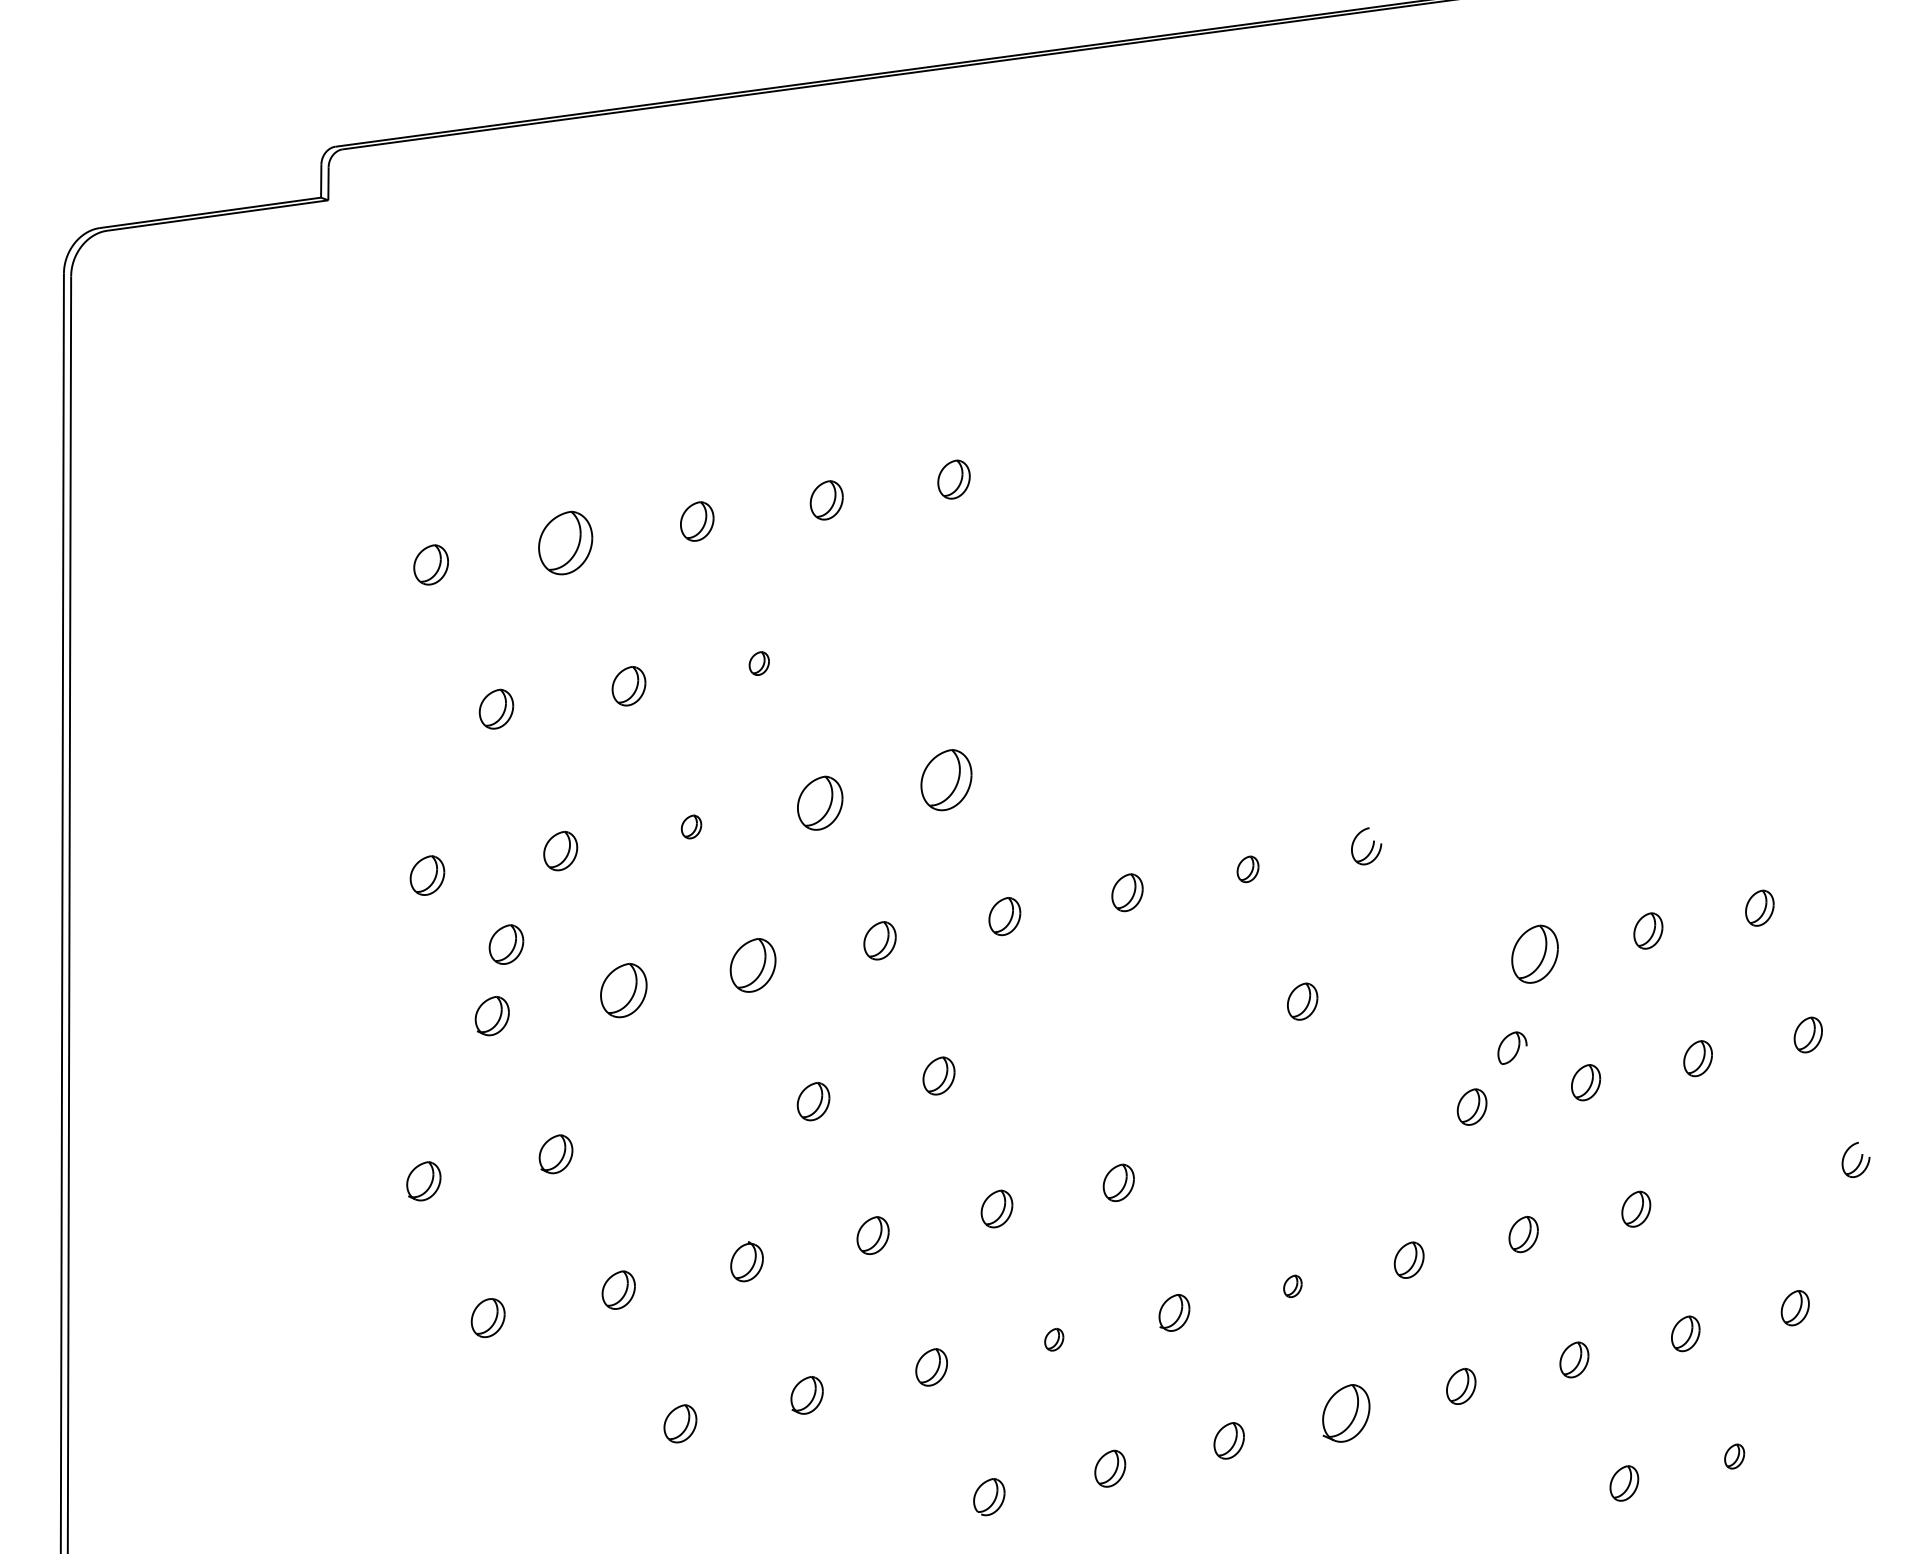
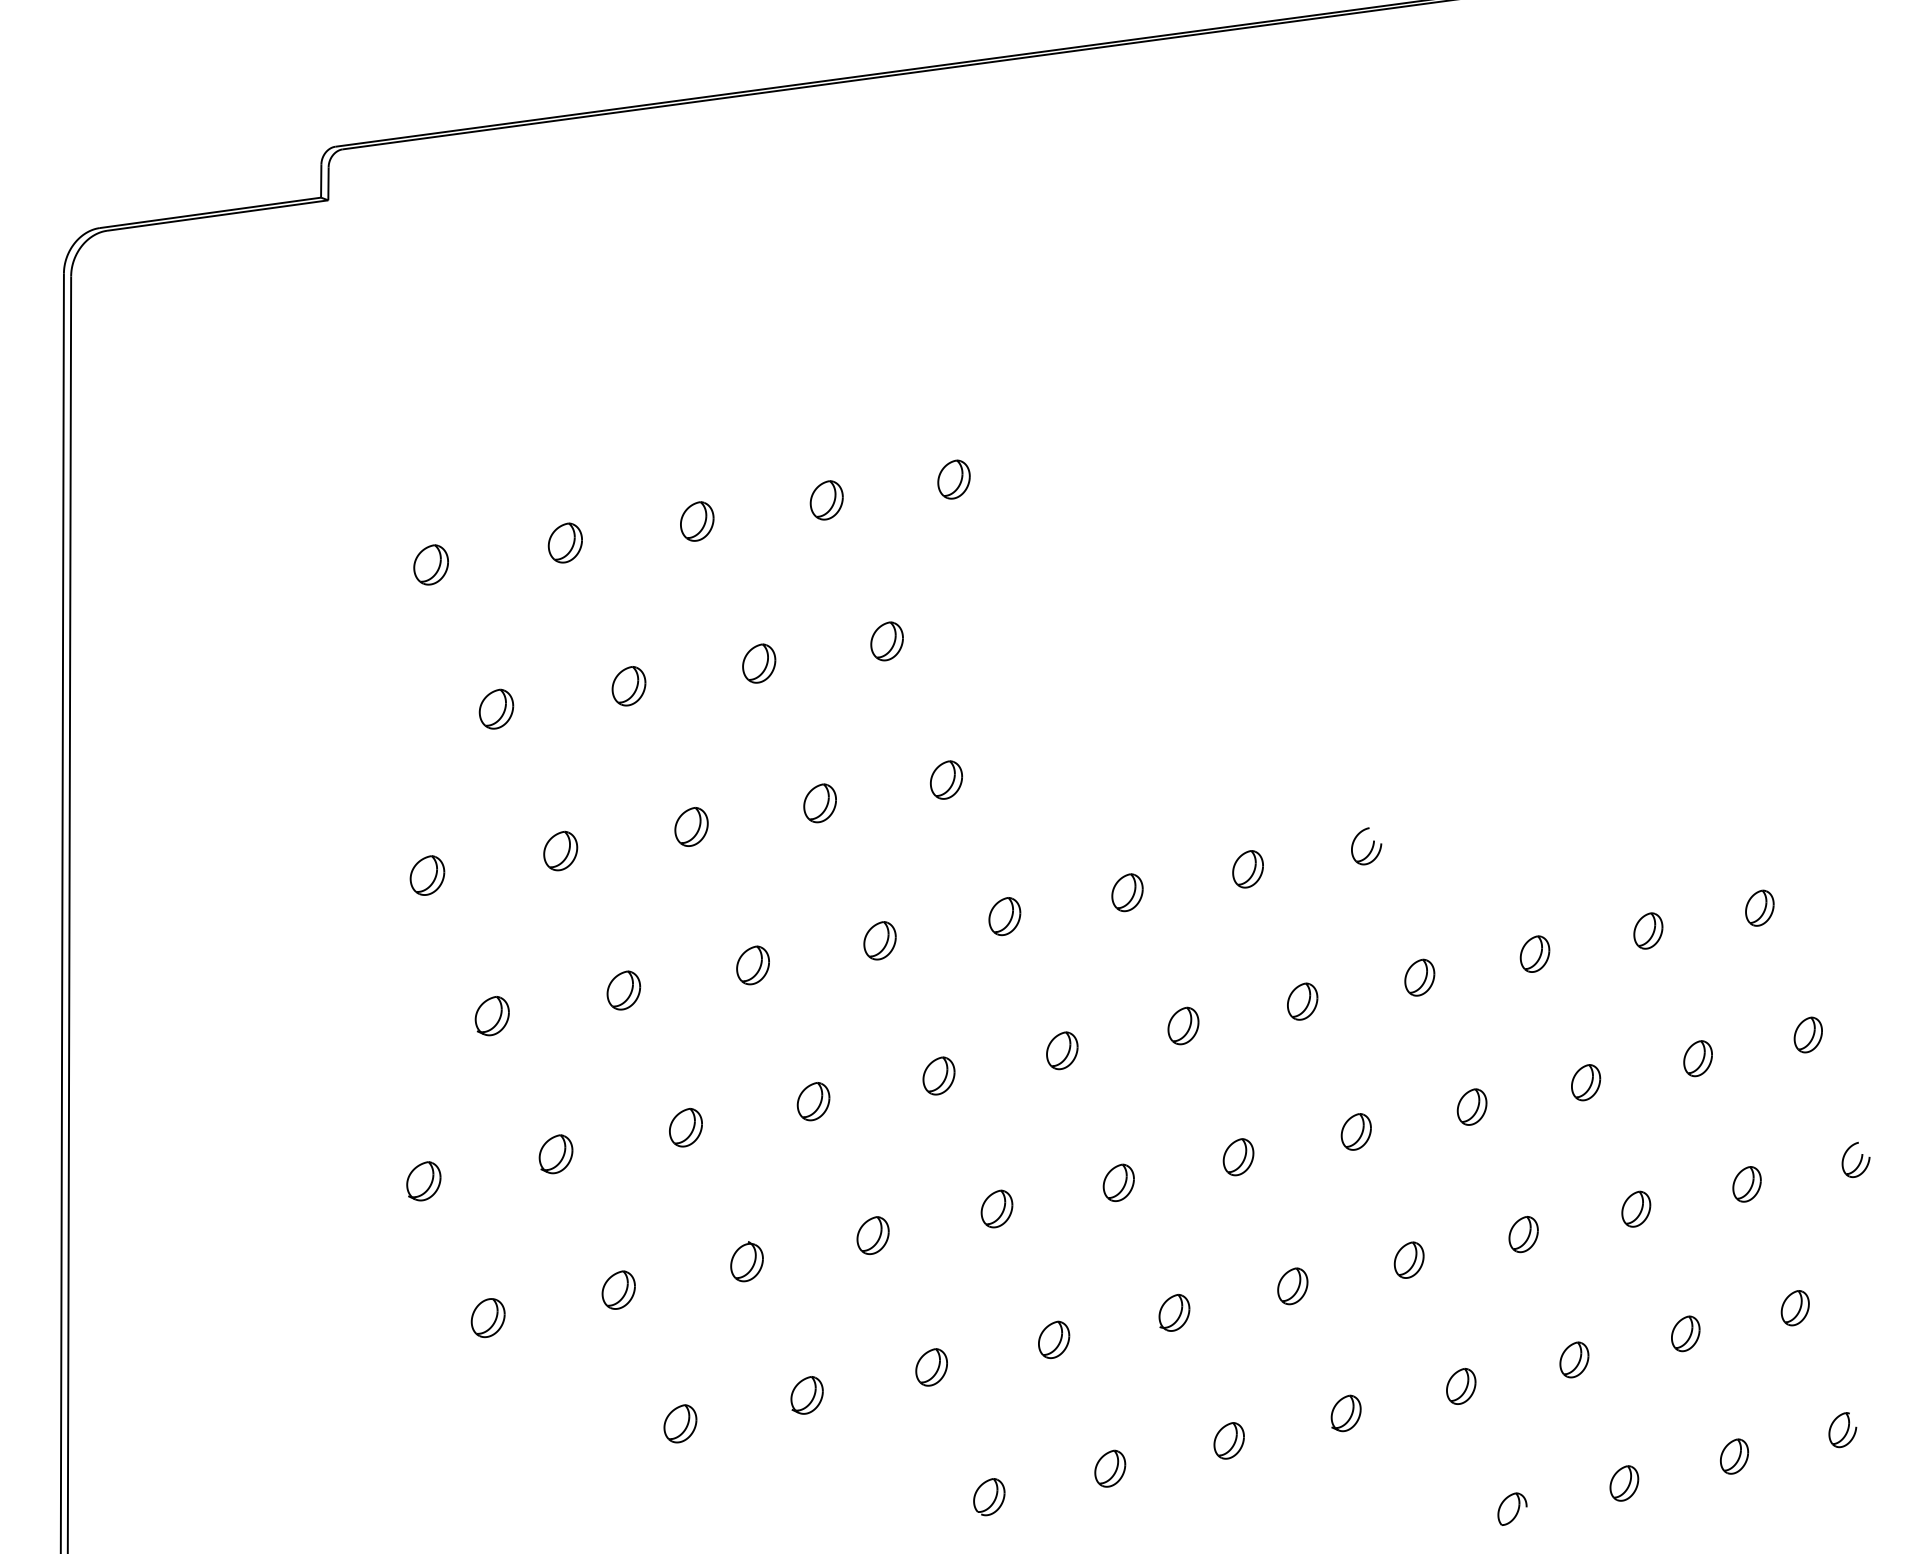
part size: 56x66 px -> 36x42 px (564, 542)
part: none -> present (886, 641)
part size: 22x25 px -> 35x41 px (759, 663)
part size: 53x63 px -> 33x40 px (946, 779)
part size: 47x56 px -> 34x41 px (819, 803)
part size: 23x26 px -> 35x40 px (691, 826)
part size: 24x29 px -> 32x39 px (1247, 869)
part: present -> none (506, 944)
part size: 48x60 px -> 32x38 px (1534, 953)
part size: 48x55 px -> 34x41 px (752, 965)
part: none -> present (1419, 977)
part size: 48x56 px -> 36x41 px (623, 990)
part: none -> present (1183, 1025)
part position: (1512, 1047) -> (1512, 1508) (1512, 1508)
part: none -> present (1062, 1050)
part: none -> present (685, 1127)
part: none -> present (1355, 1131)
part: none -> present (1238, 1157)
part: none -> present (1746, 1184)
part size: 20x25 px -> 32x39 px (1292, 1286)
part size: 21x24 px -> 33x39 px (1054, 1339)
part size: 49x59 px -> 32x39 px (1345, 1413)
part: none -> present (1842, 1430)
part size: 22x27 px -> 30x37 px (1734, 1456)
